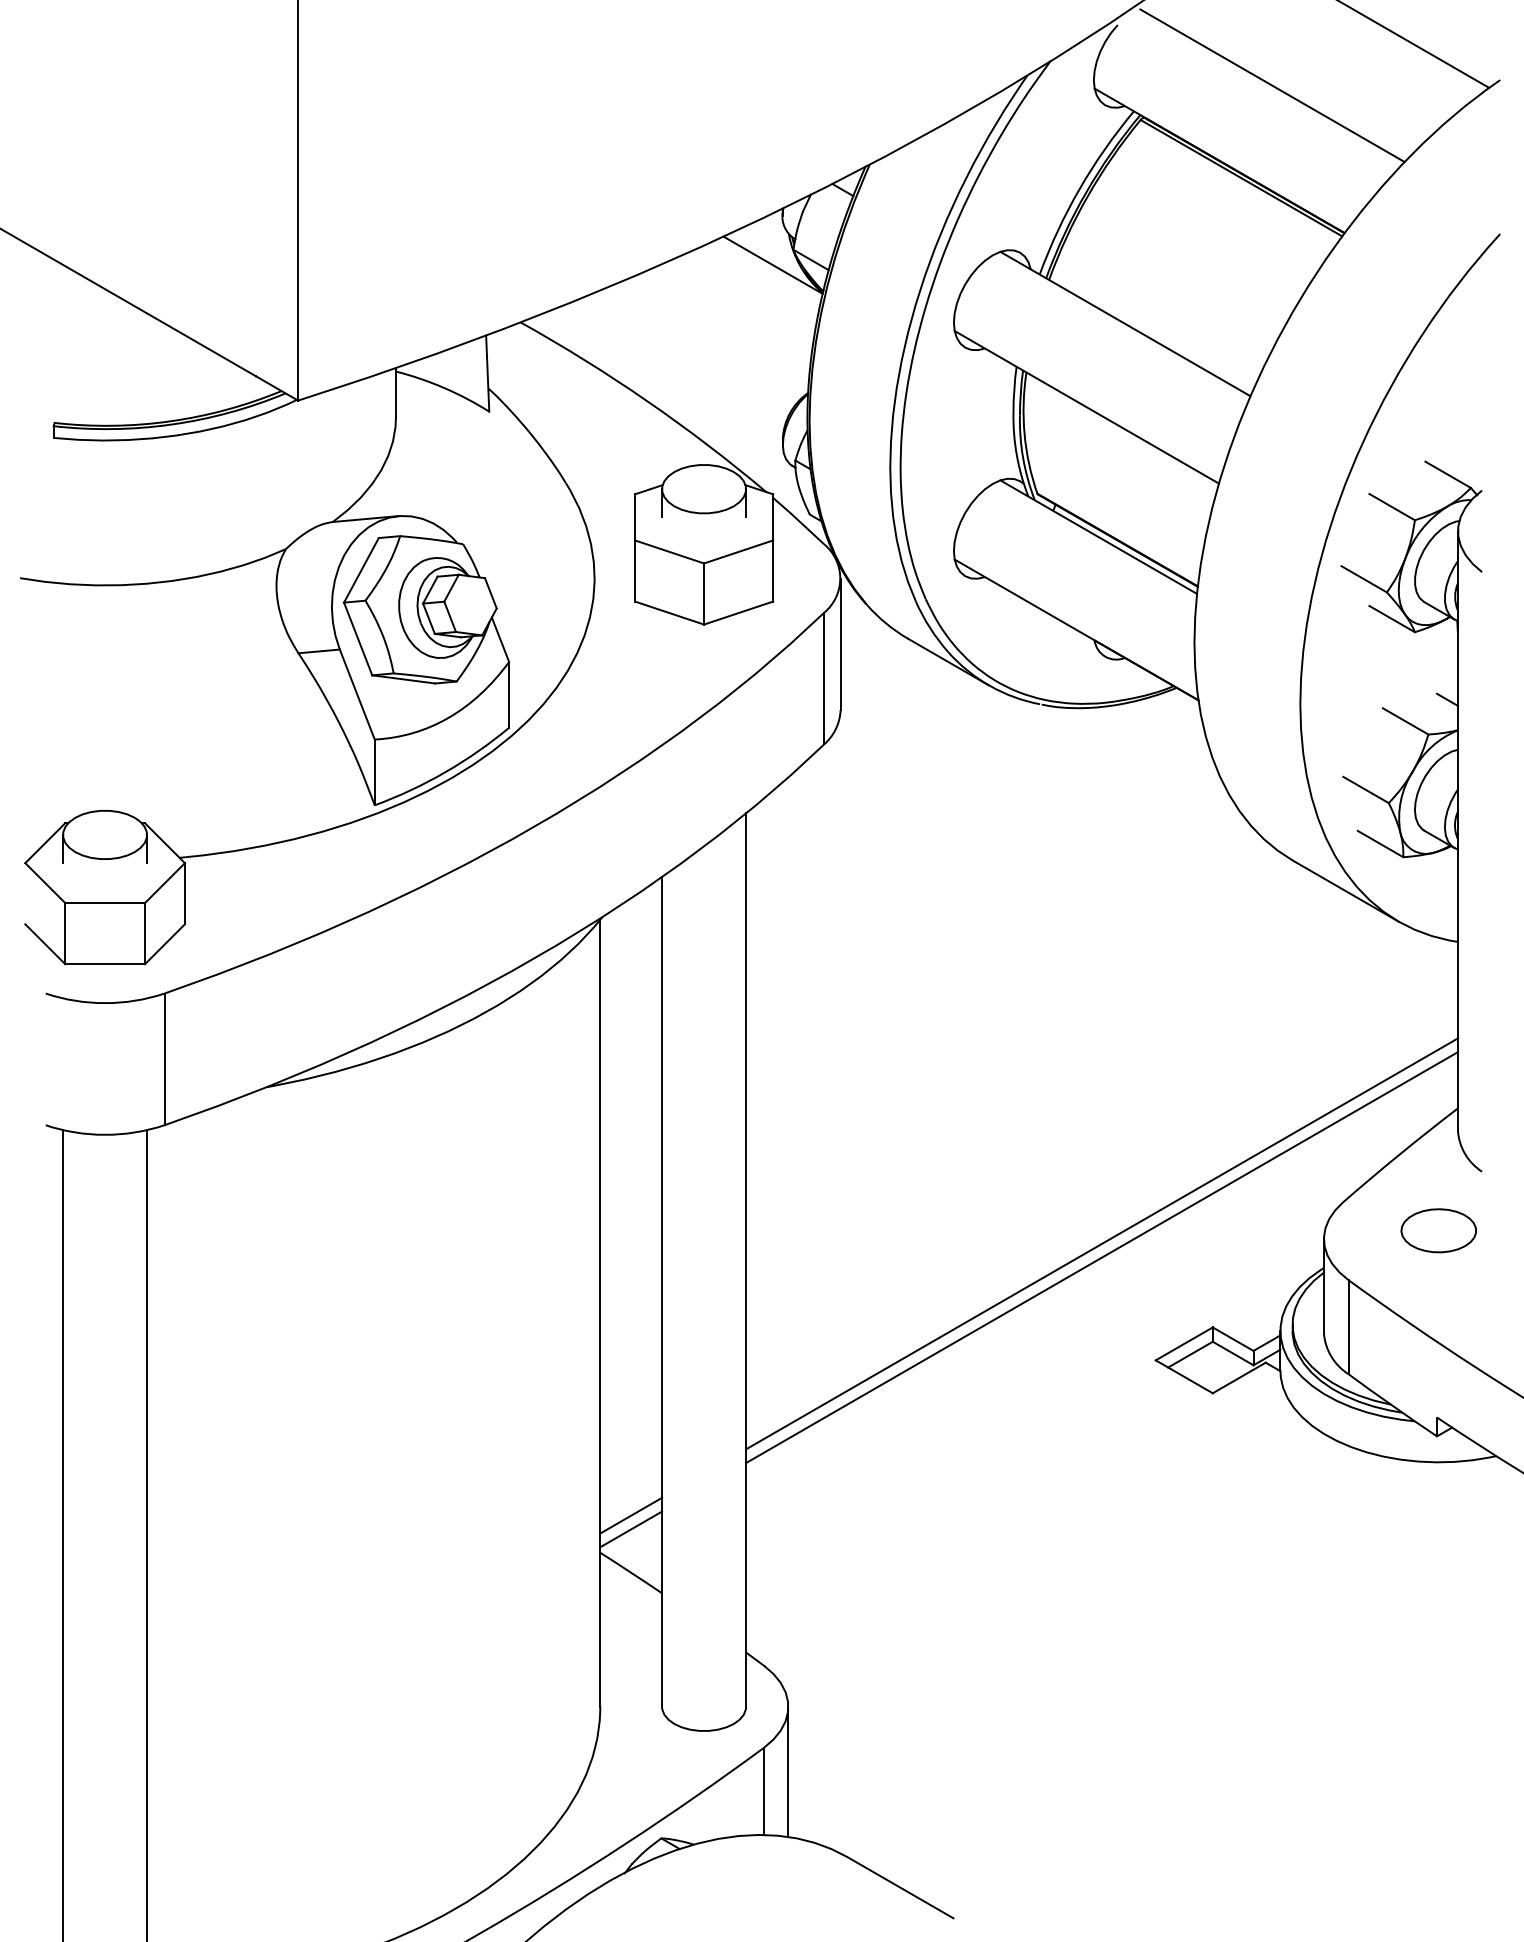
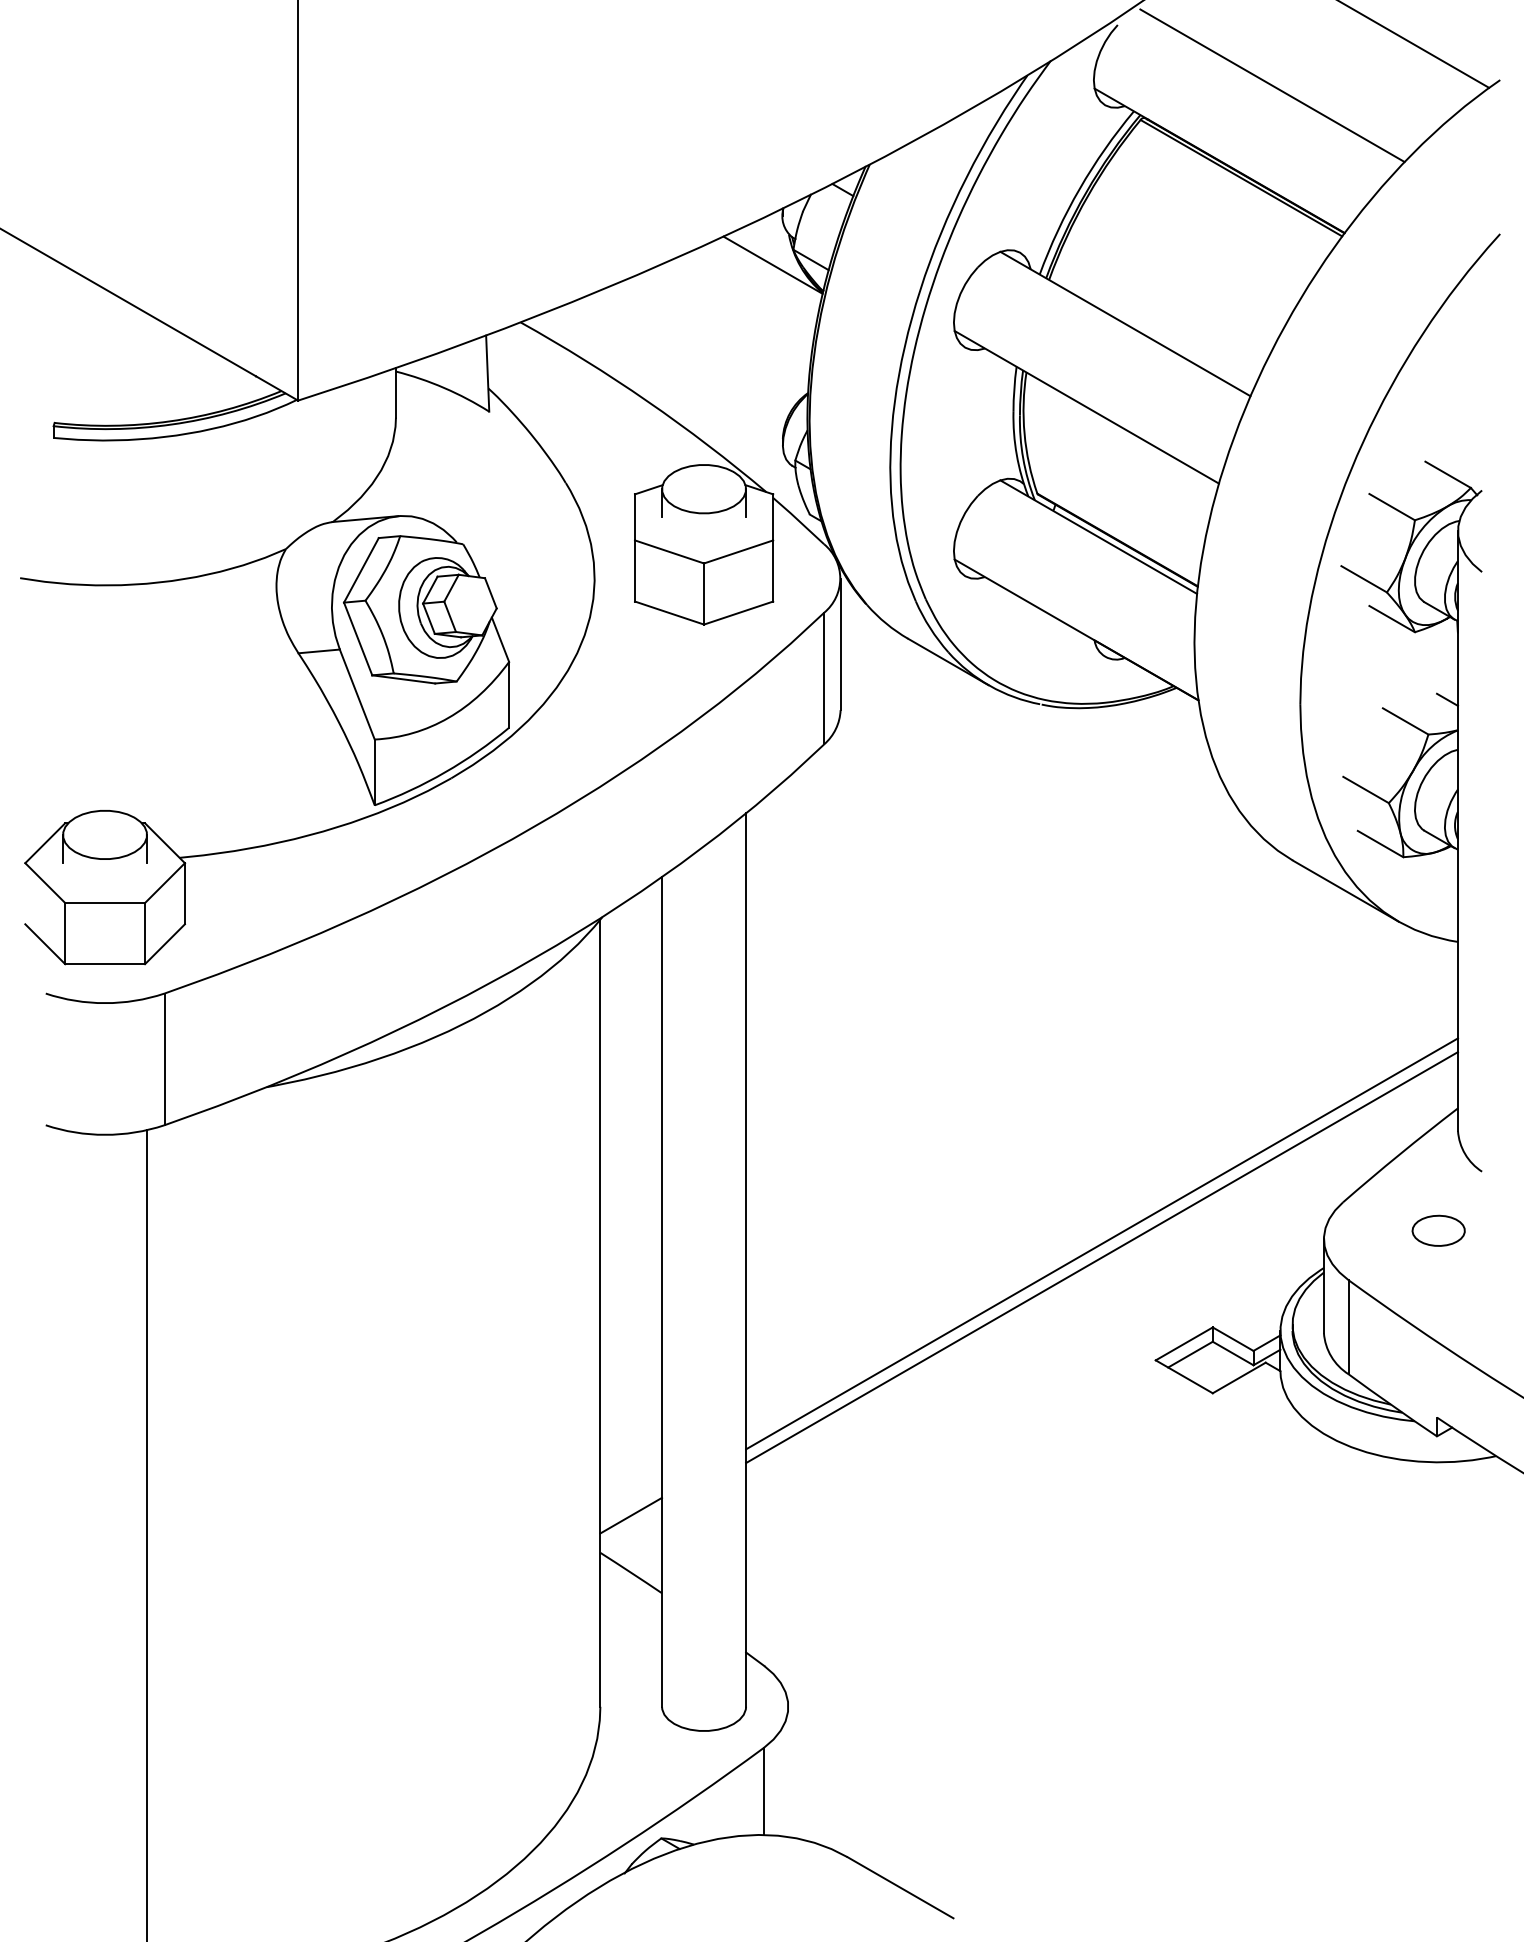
part size: 77x46 px -> 55x33 px (1438, 1230)
line: present -> none (631, 1529)
line: present -> none (63, 1534)
line: present -> none (788, 1771)
